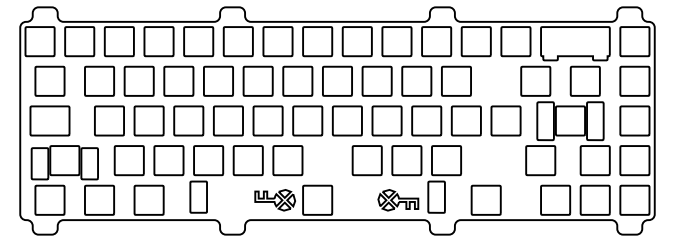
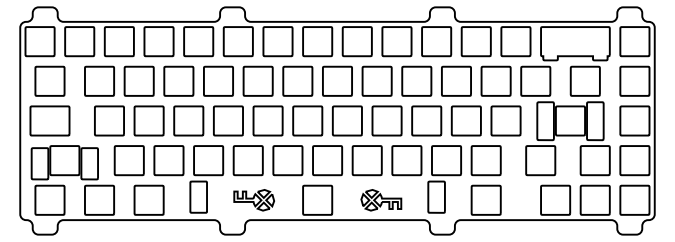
part: none -> present (495, 80)
part: none -> present (327, 160)
part: none -> present (485, 160)
part position: (274, 200) -> (253, 200) (253, 200)
part position: (398, 200) -> (381, 200) (381, 200)
